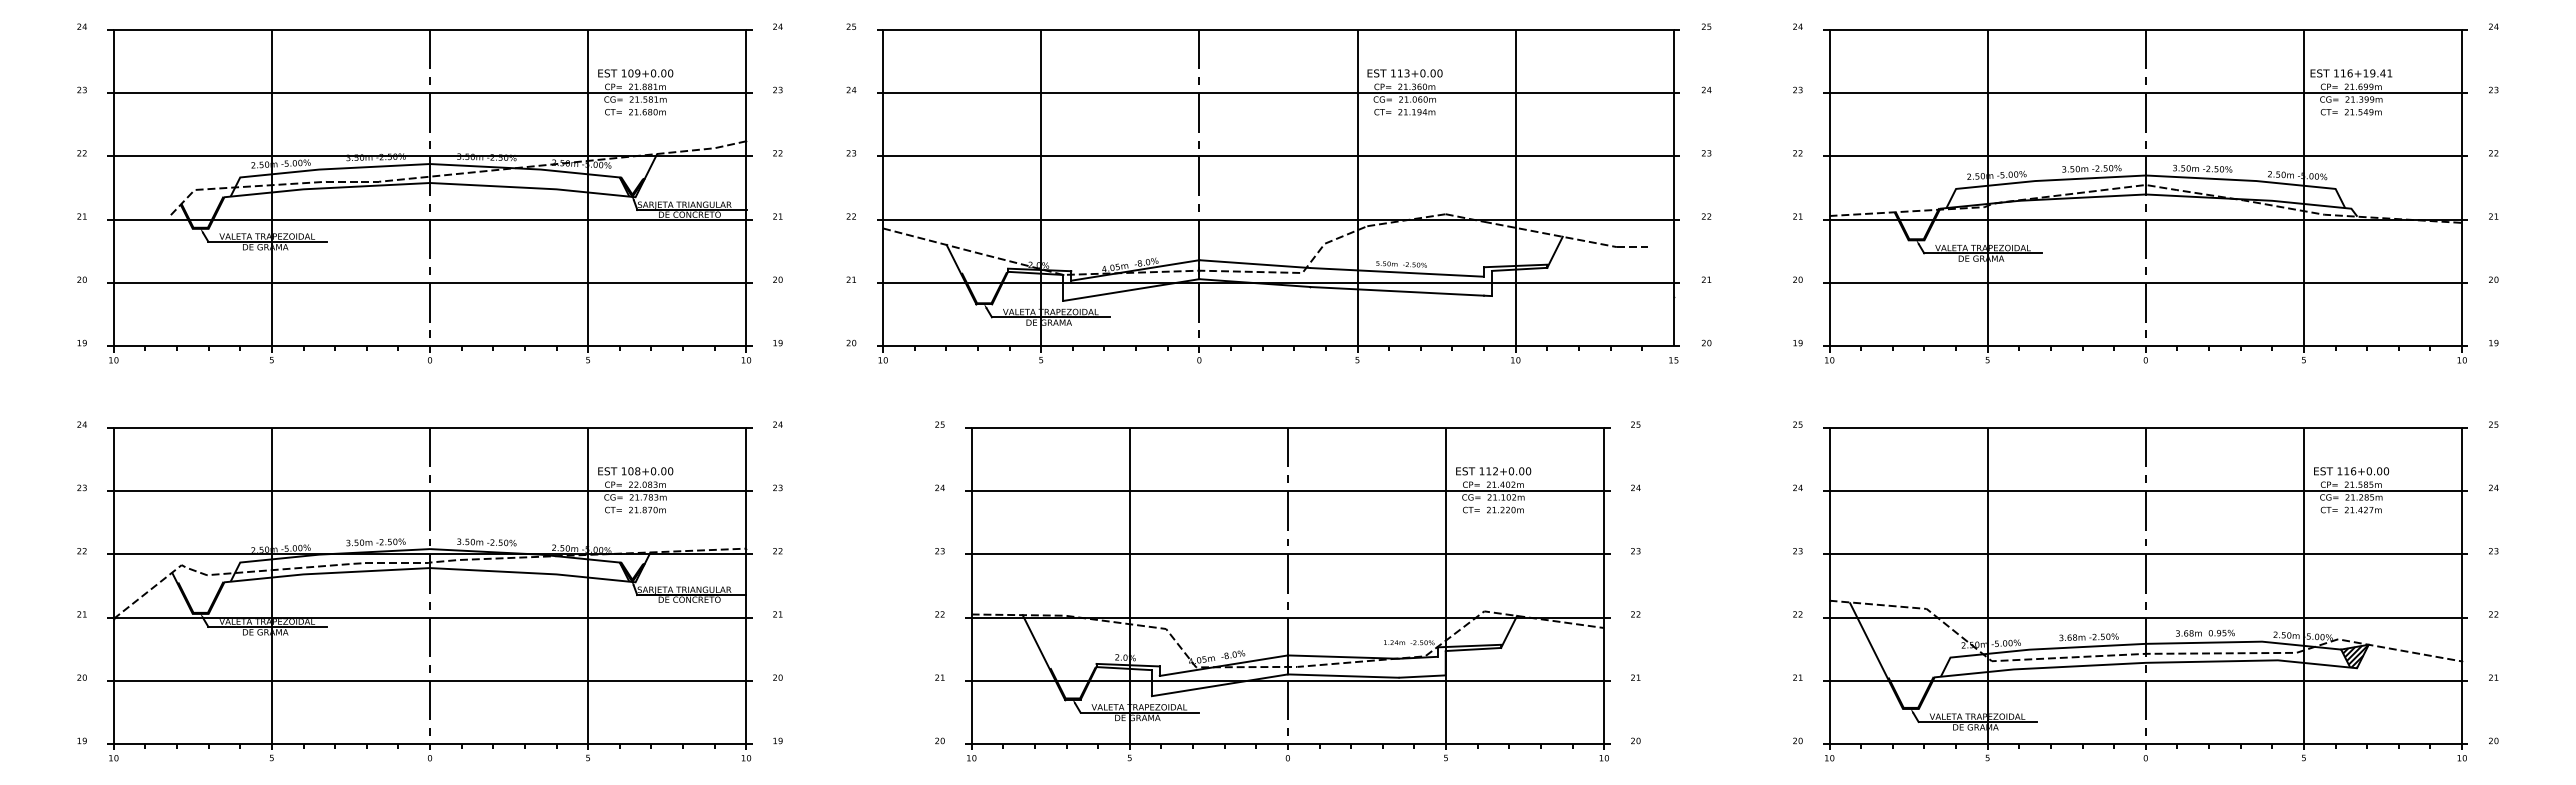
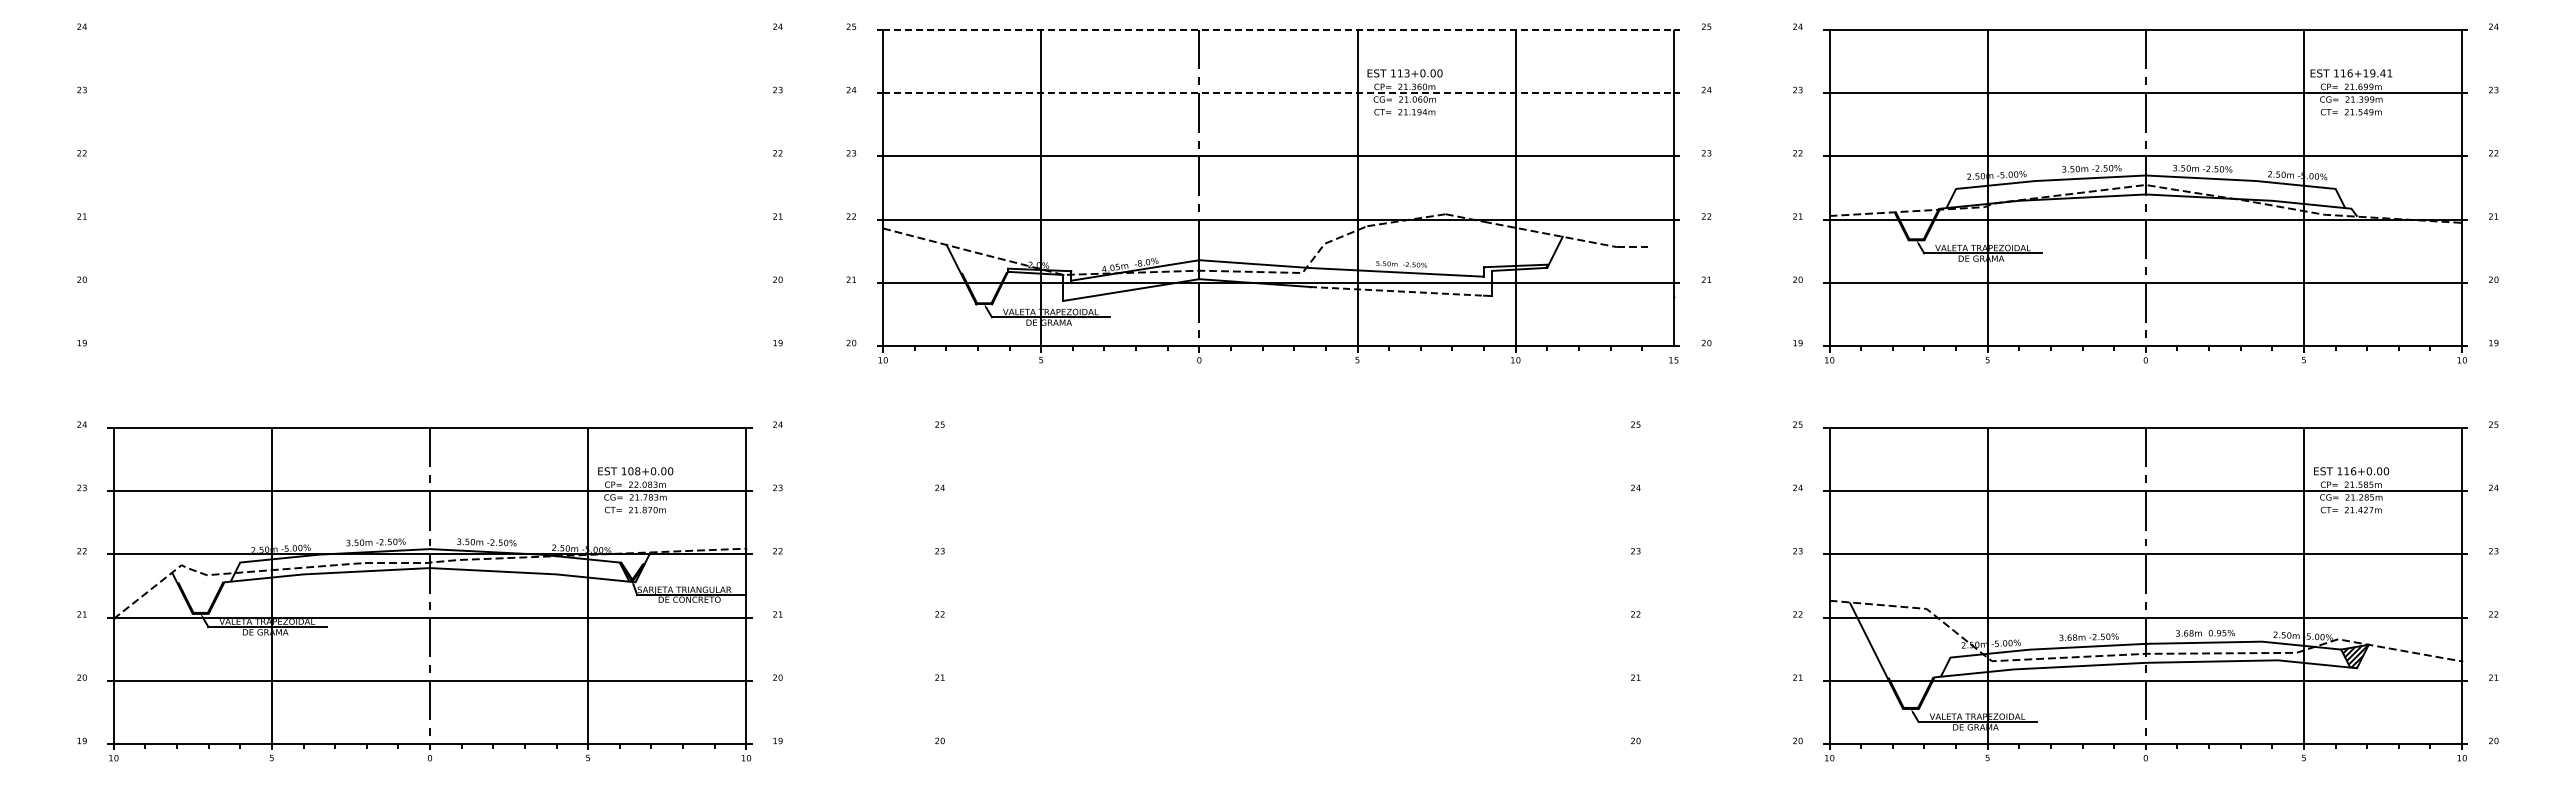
line: solid -> dashed (1278, 29)
line: solid -> dashed (1278, 93)
part: present -> none (429, 196)
line: solid -> dashed (1397, 291)
part: present -> none (1287, 594)
